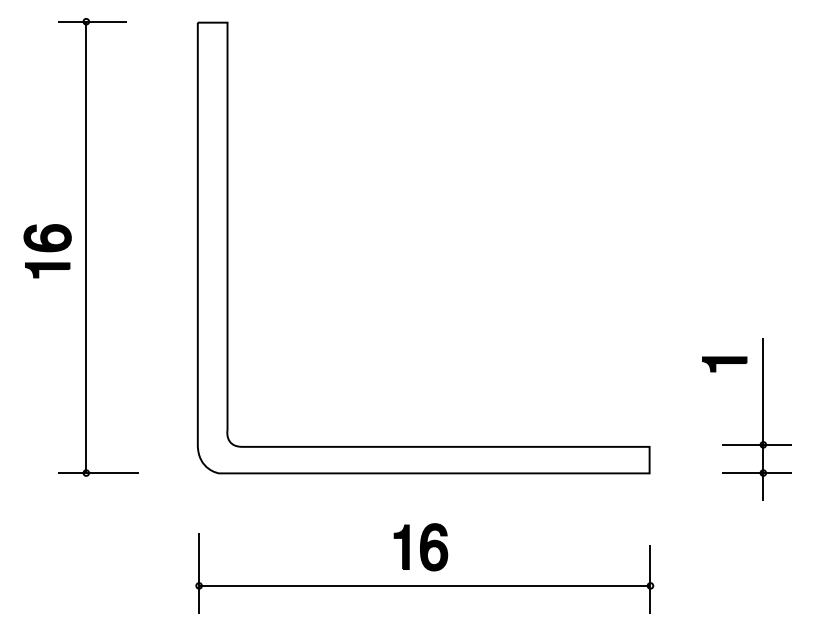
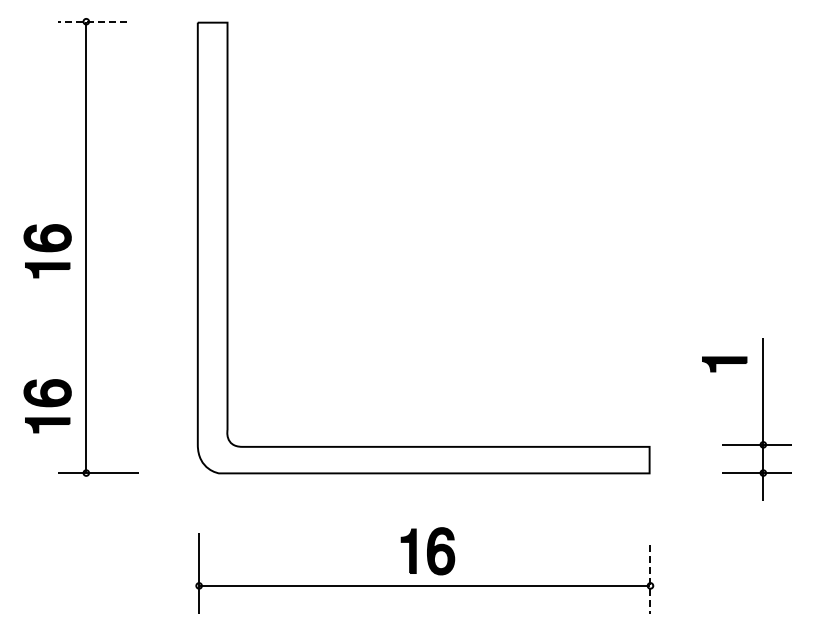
line: solid -> dashed (92, 21)
part: none -> present (47, 406)
part position: (420, 547) -> (427, 551) (427, 551)
line: solid -> dashed (650, 579)
